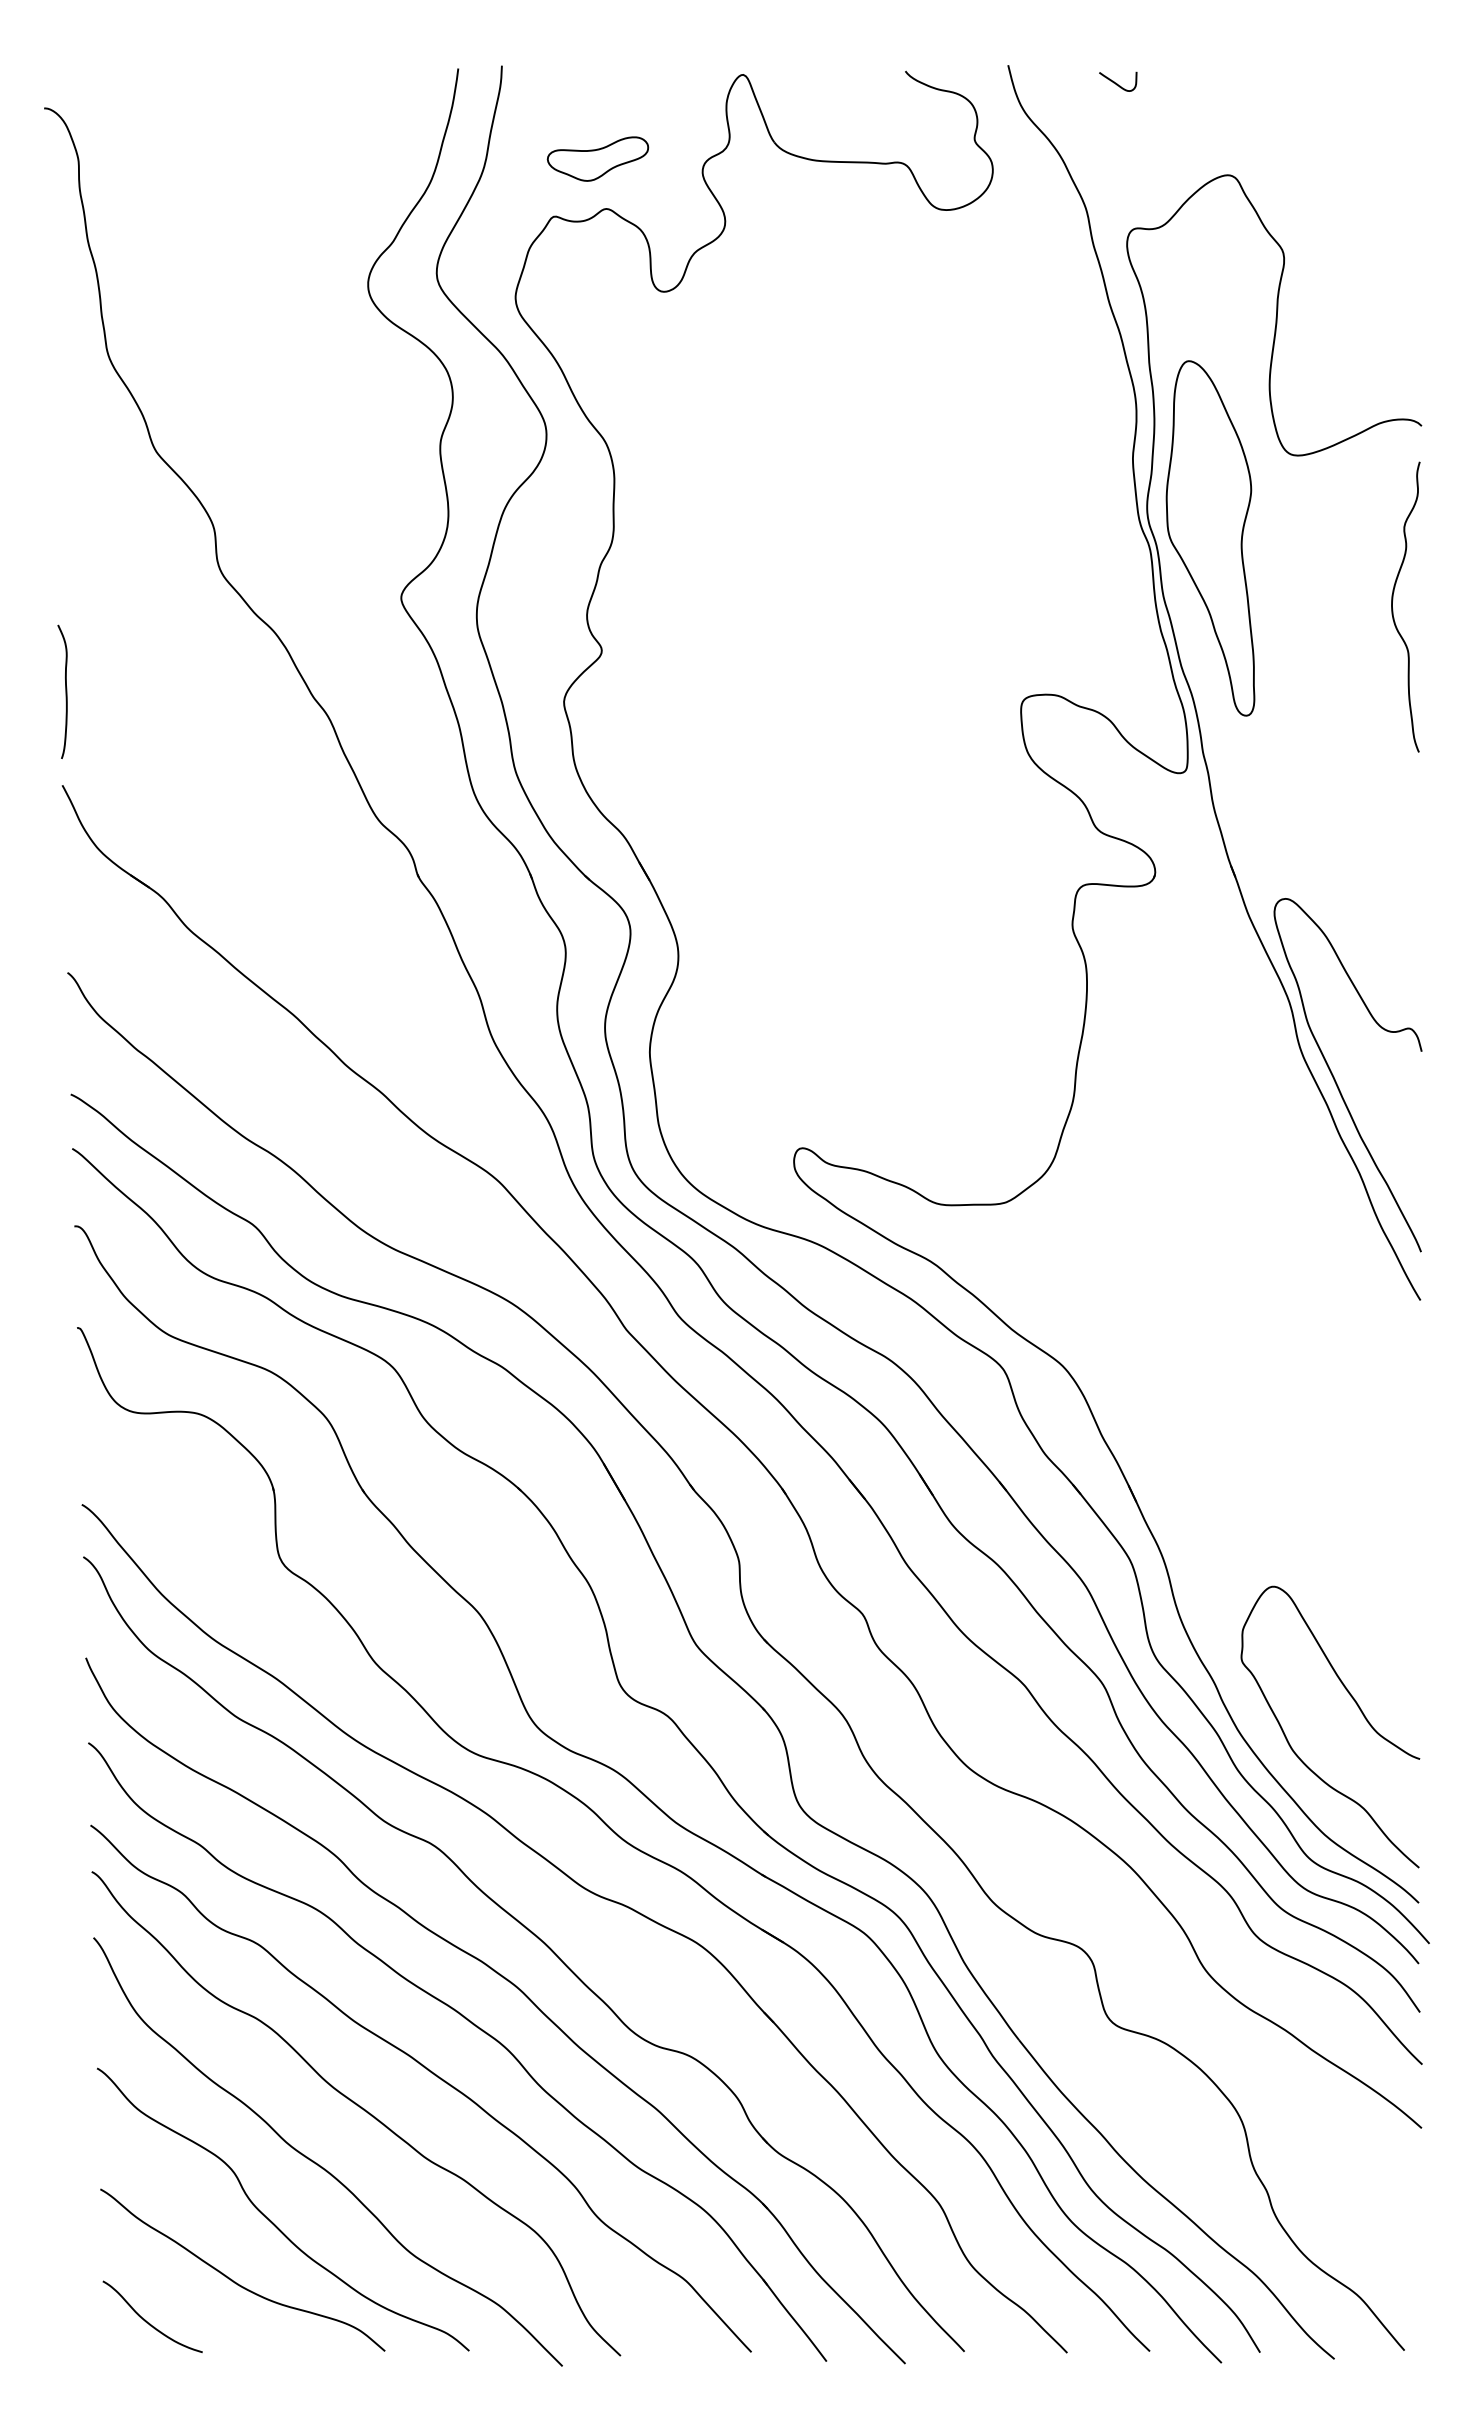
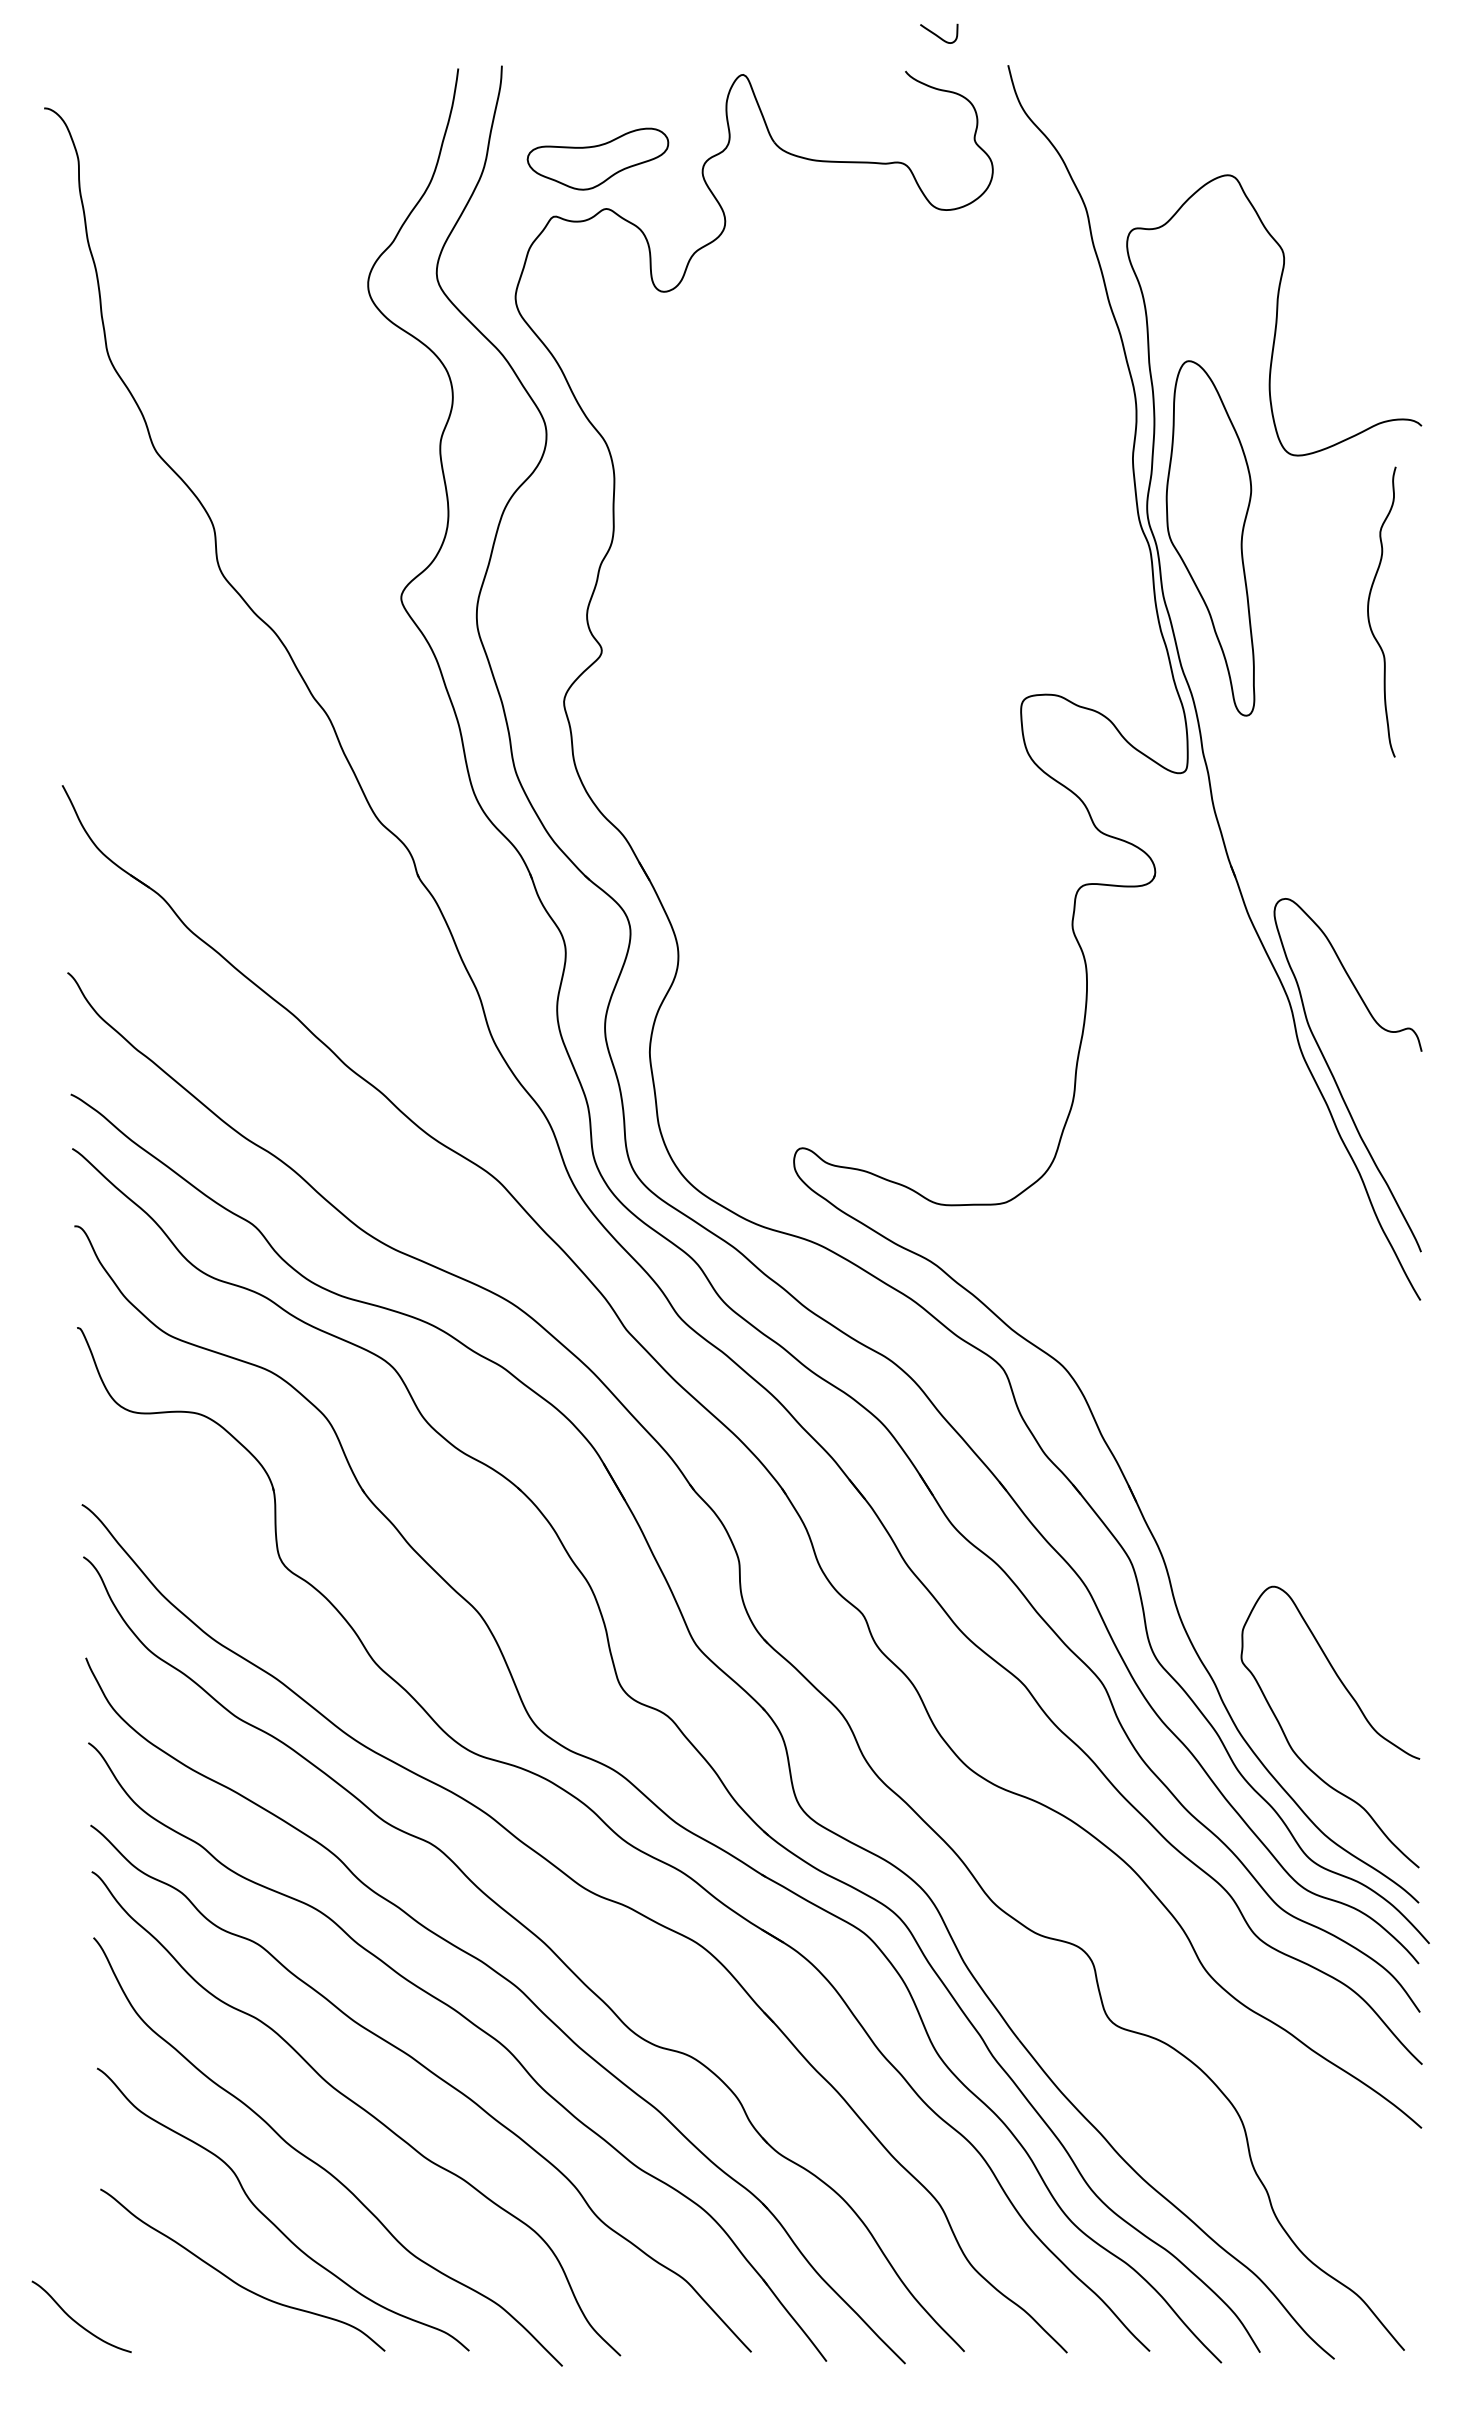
curve position: (1116, 82) -> (937, 34) (937, 34)
part size: 104x46 px -> 144x64 px (597, 158)
curve position: (1393, 609) -> (1369, 614) (1369, 614)
curve: present -> none (65, 691)
curve position: (147, 2321) -> (76, 2321) (76, 2321)
